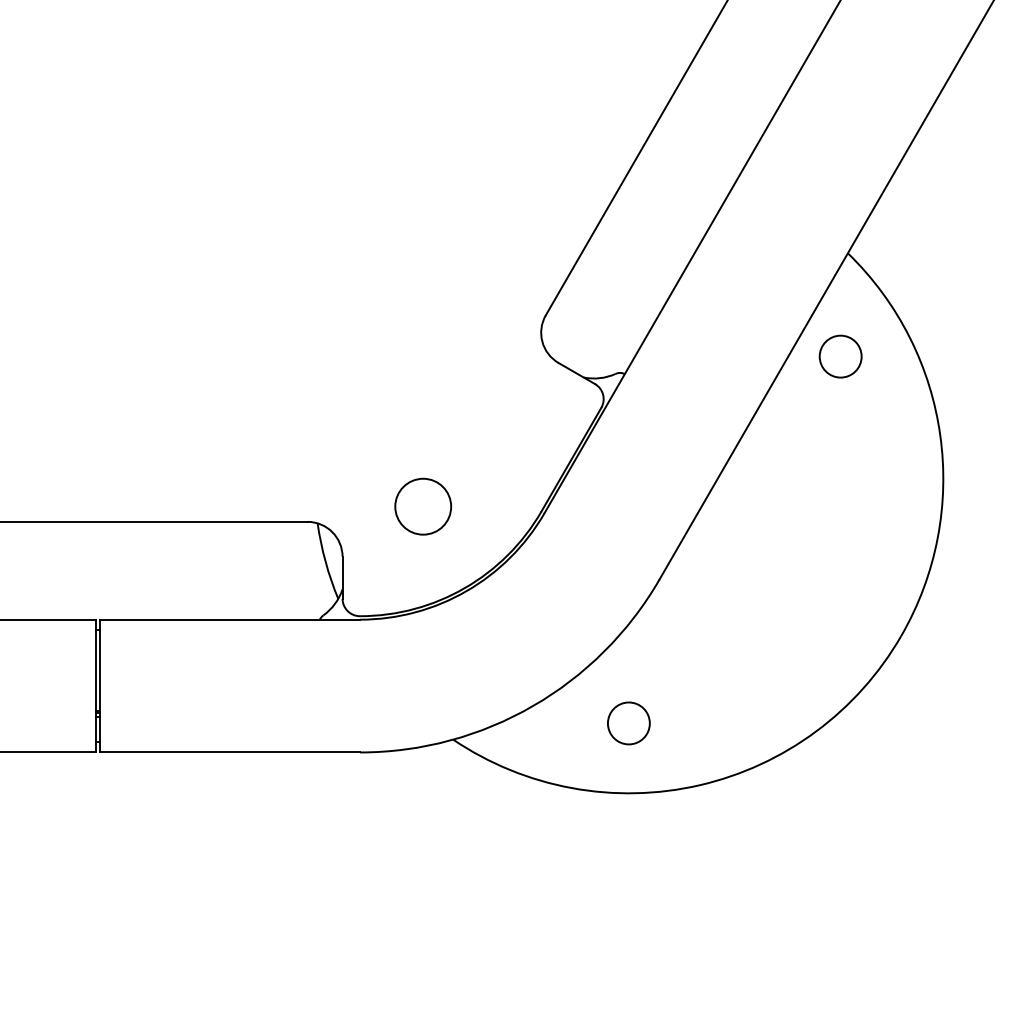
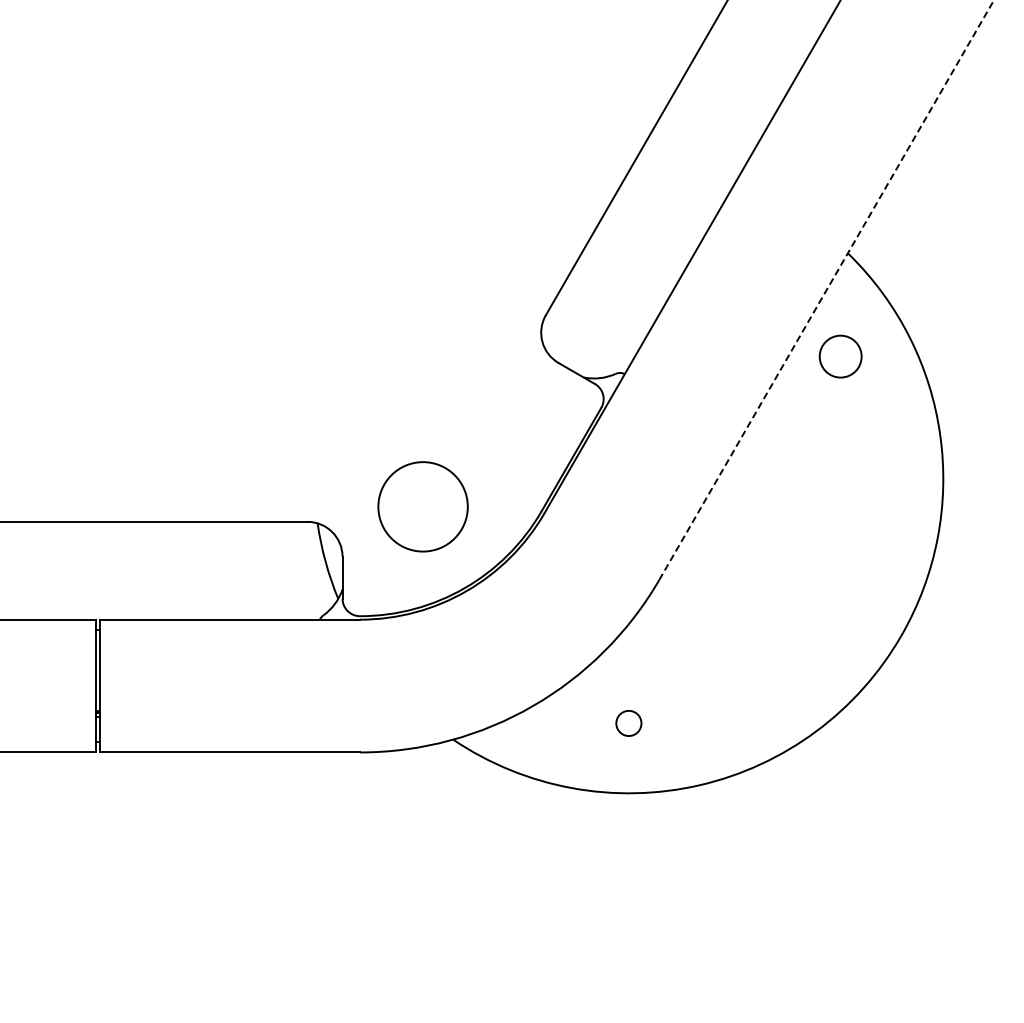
line: solid -> dashed (826, 290)
circle size: 59x59 px -> 92x92 px (422, 506)
circle diameter: 42 px -> 25 px (628, 723)
